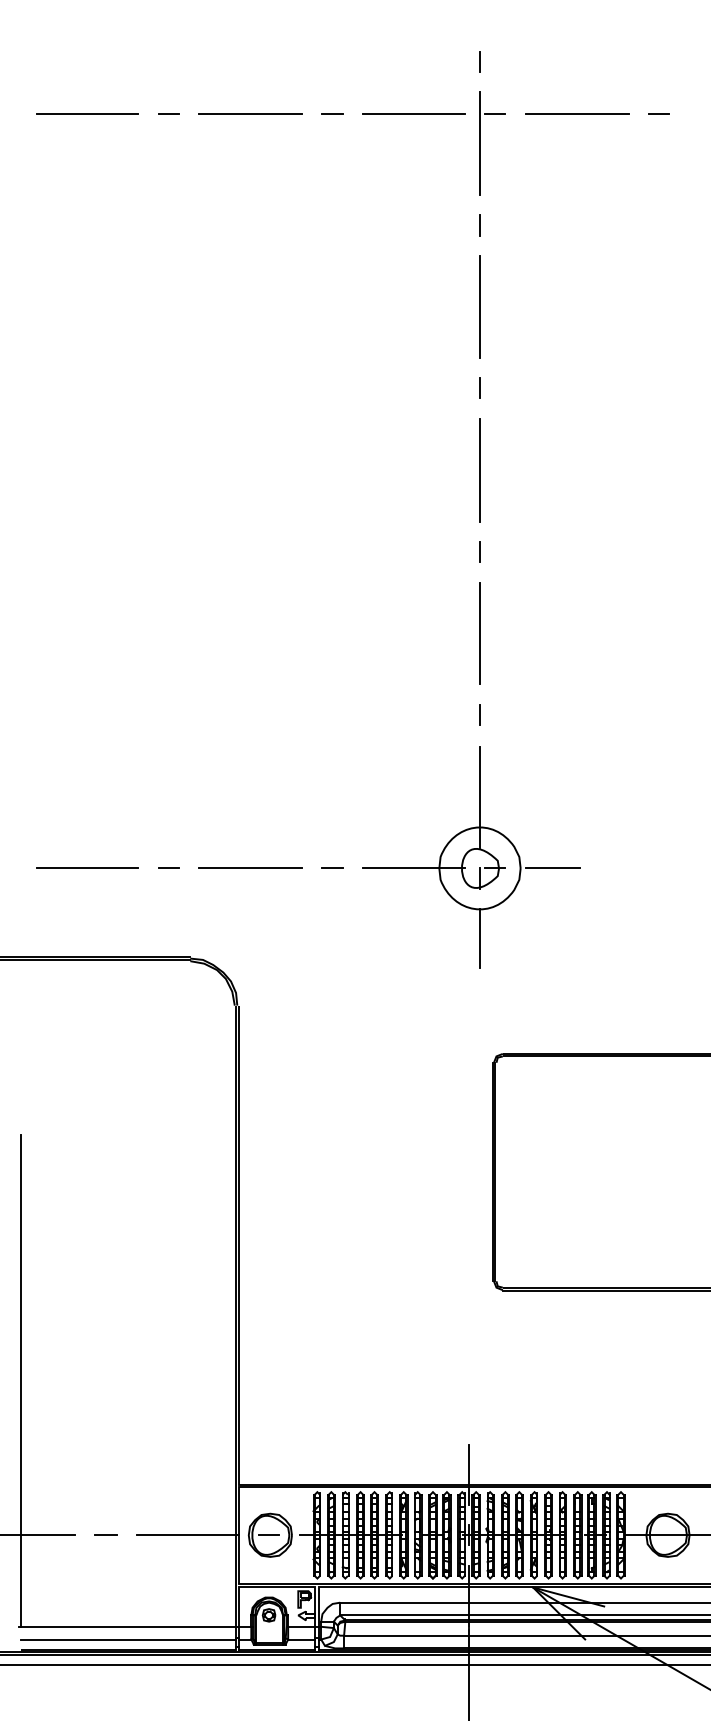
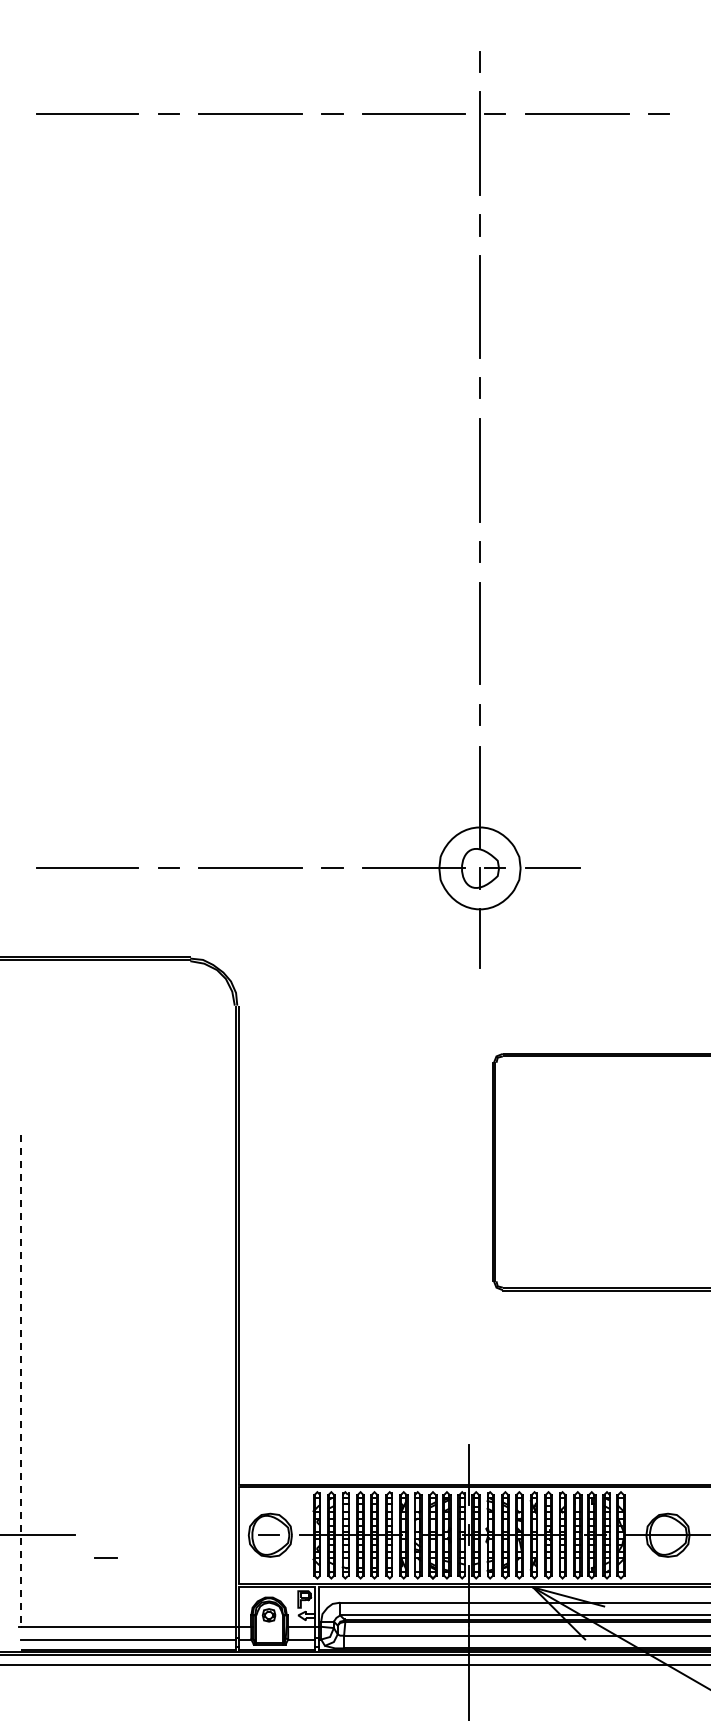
line: solid -> dashed (21, 1381)
line position: (105, 1534) -> (105, 1557) (105, 1557)
line: present -> none (187, 1535)
